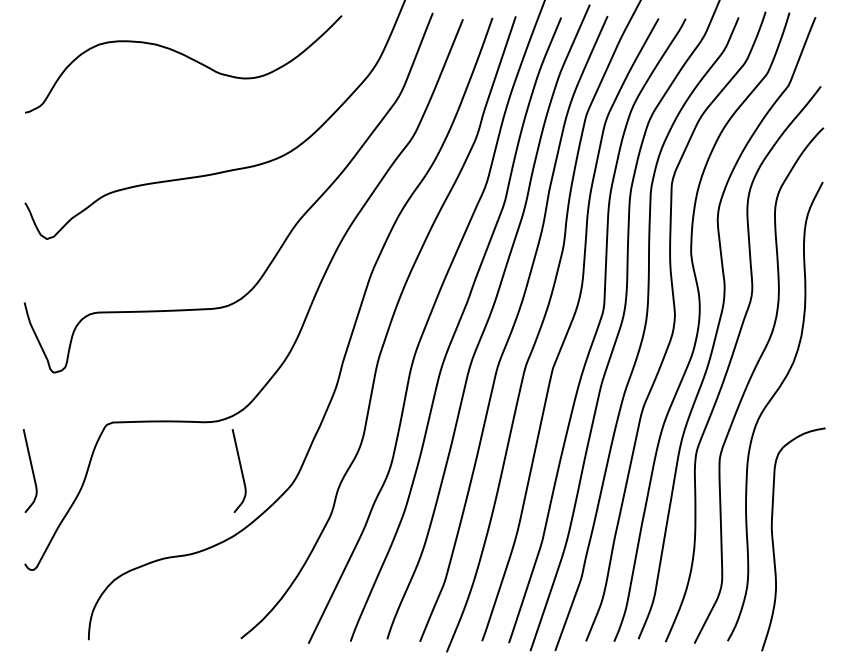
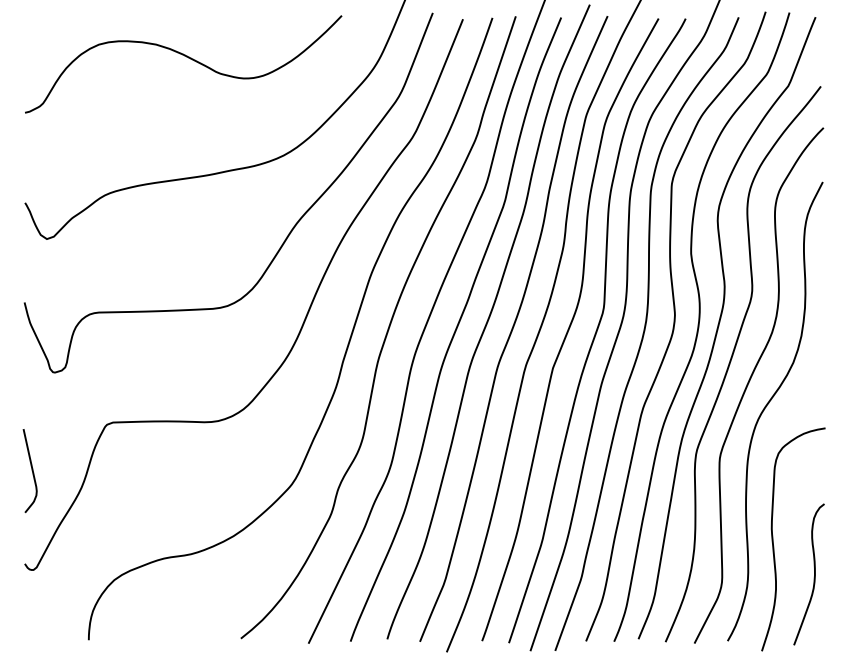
curve: present -> none (240, 470)
curve: none -> present (813, 577)
